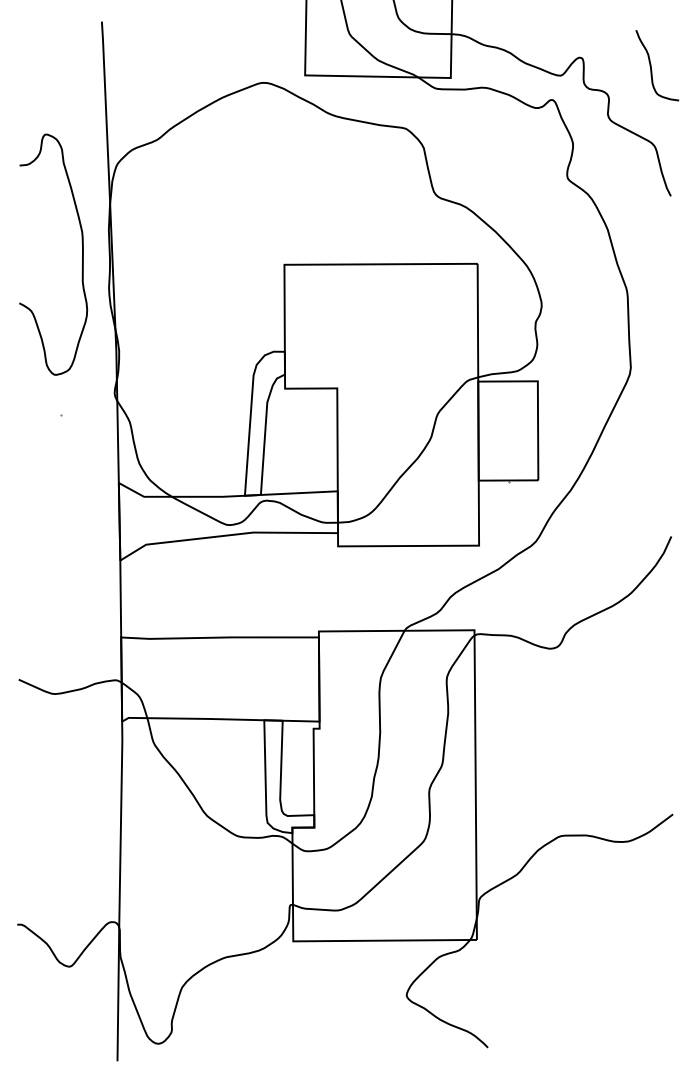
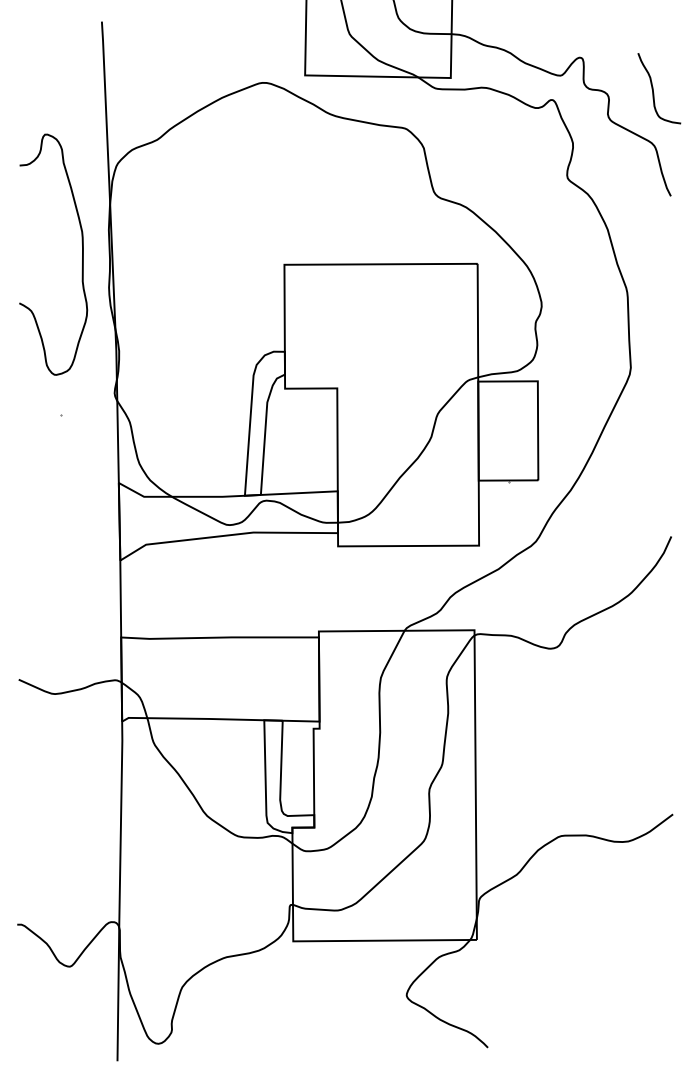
curve position: (651, 65) -> (653, 88) (653, 88)
